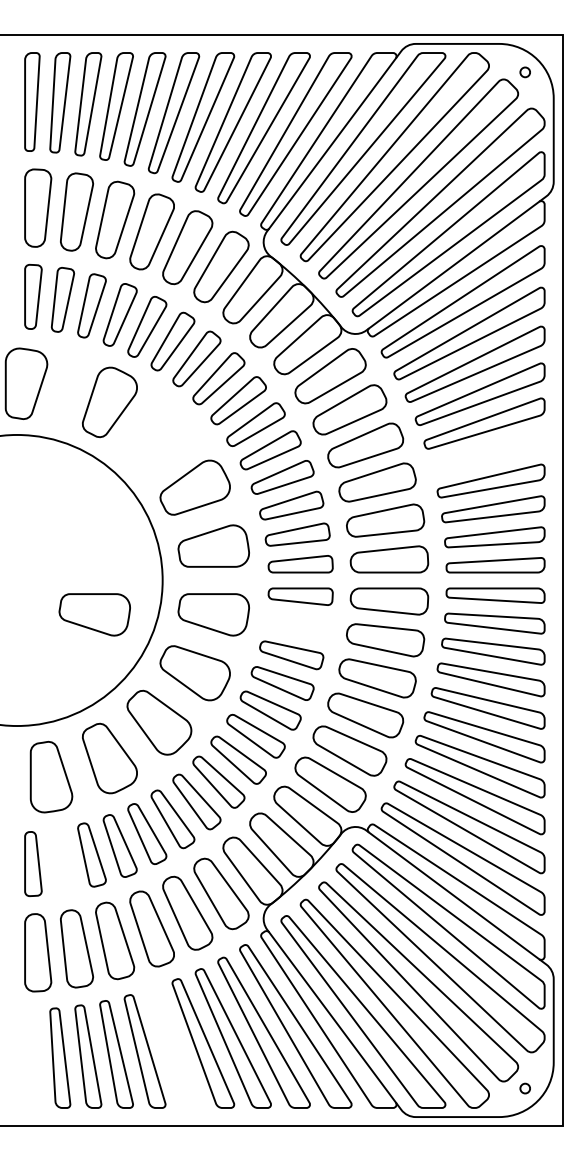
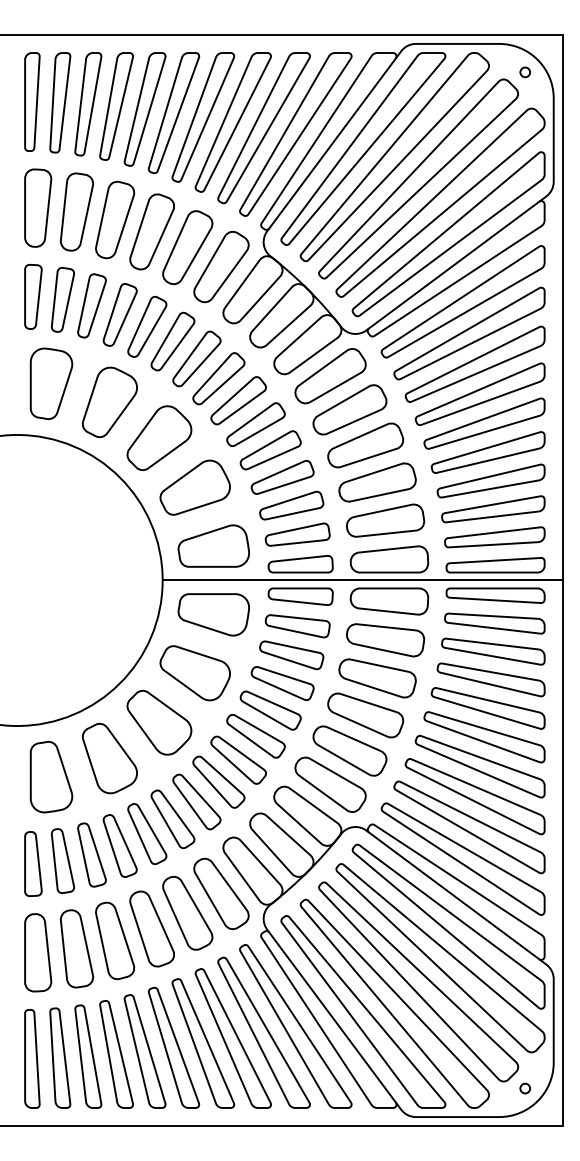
part position: (26, 383) -> (51, 383) (51, 383)
part: none -> present (159, 438)
part: none -> present (487, 452)
line: none -> present (362, 580)
part: present -> none (94, 614)
part: none -> present (297, 626)
part: none -> present (62, 860)
part: none -> present (173, 1047)
part: none -> present (32, 1058)
